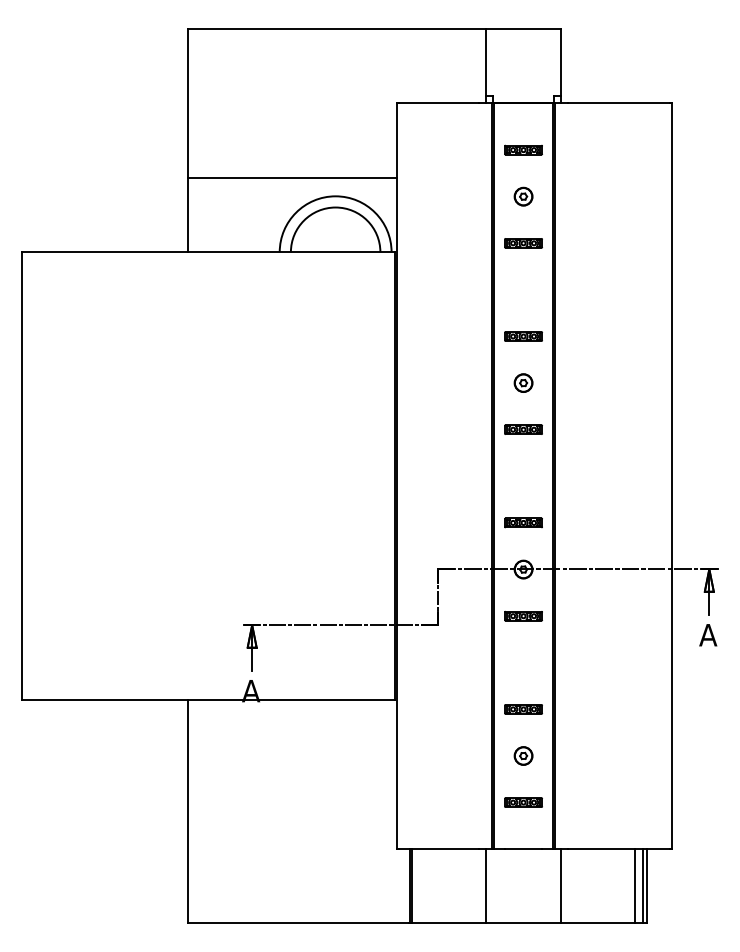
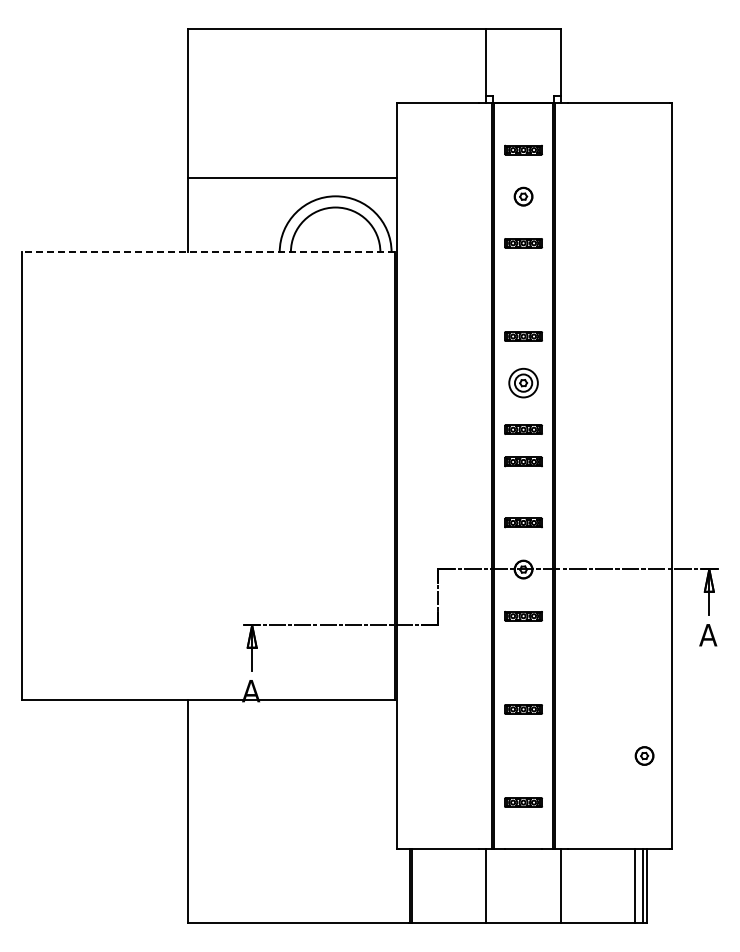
line: solid -> dashed (207, 252)
circle diameter: 18 px -> 29 px (523, 382)
part: none -> present (523, 461)
part position: (523, 755) -> (644, 755) (644, 755)
